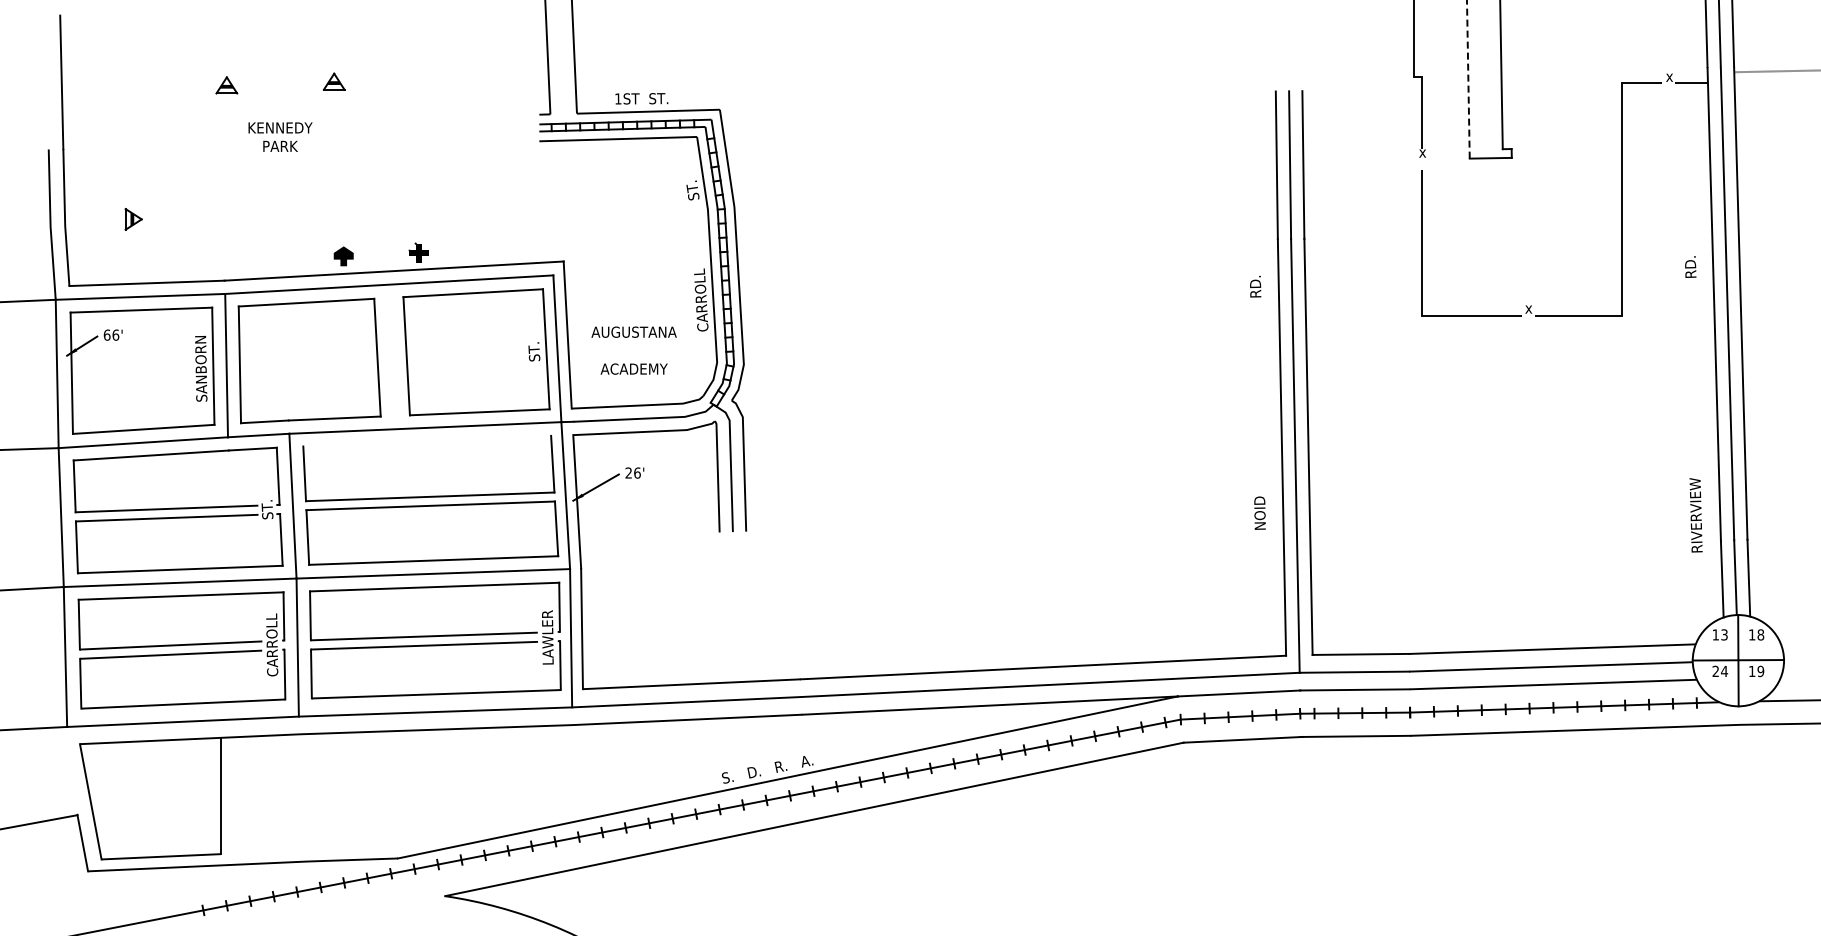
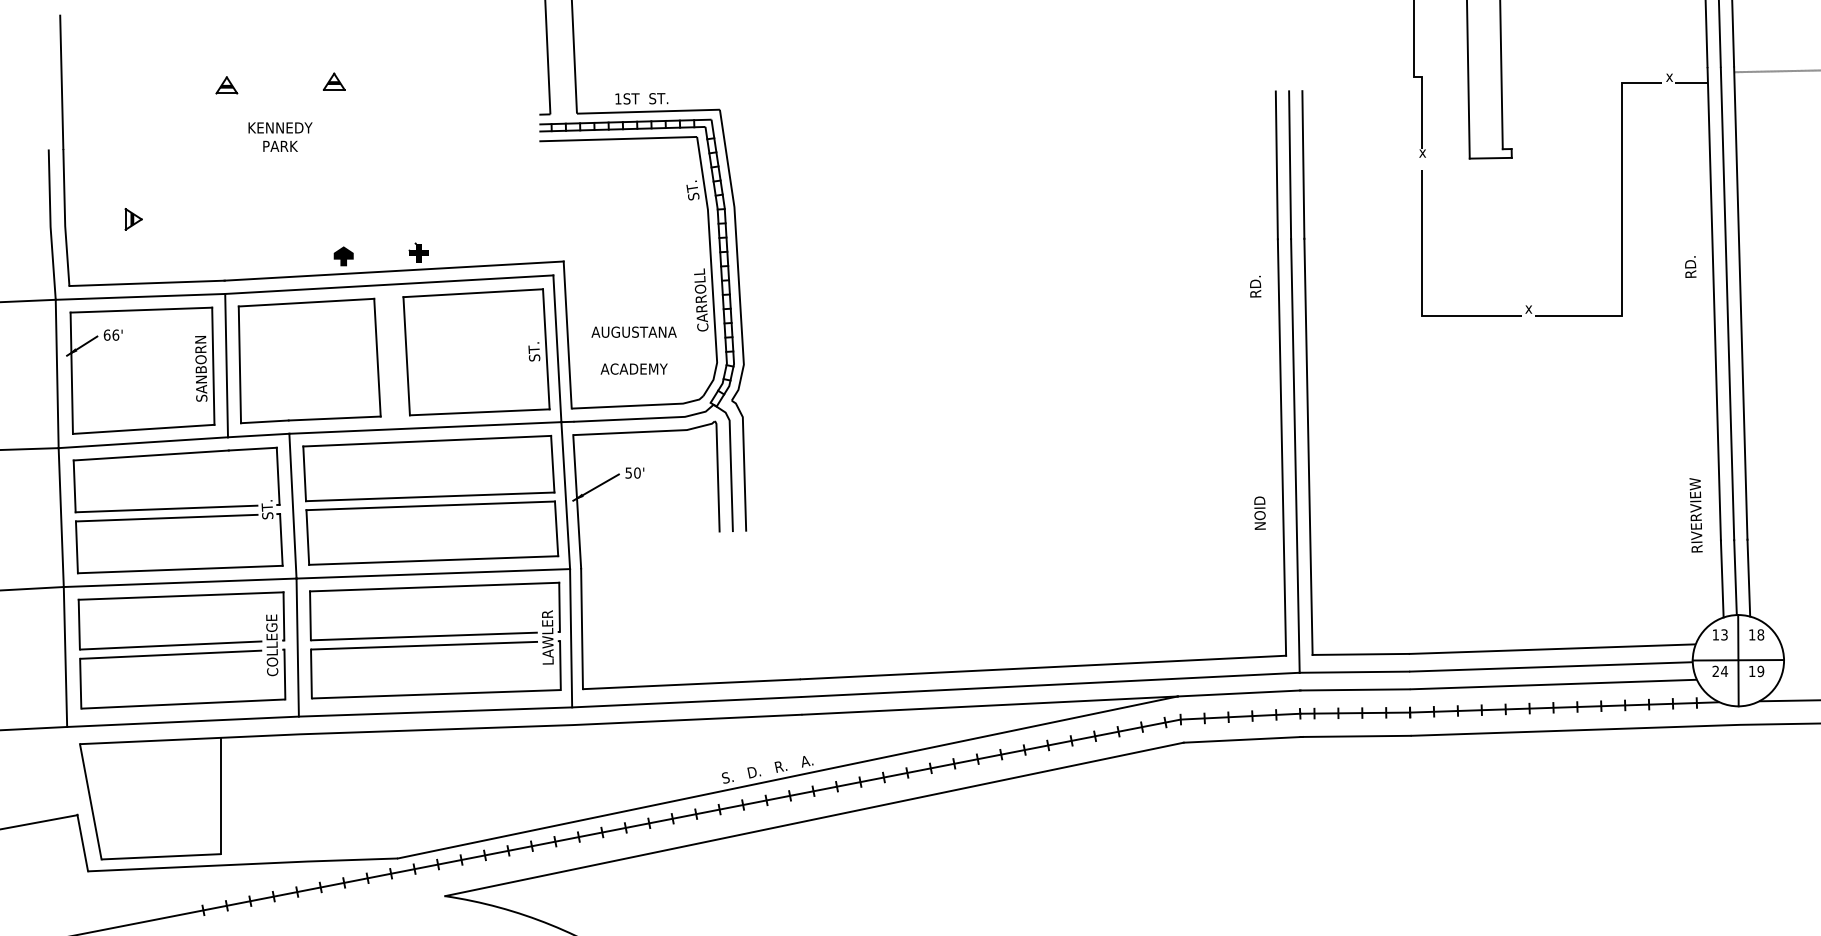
line: dashed -> solid (1468, 79)
line: none -> present (427, 440)
text: 26' -> 50' (632, 472)
text: CARROLL -> COLLEGE (272, 644)
